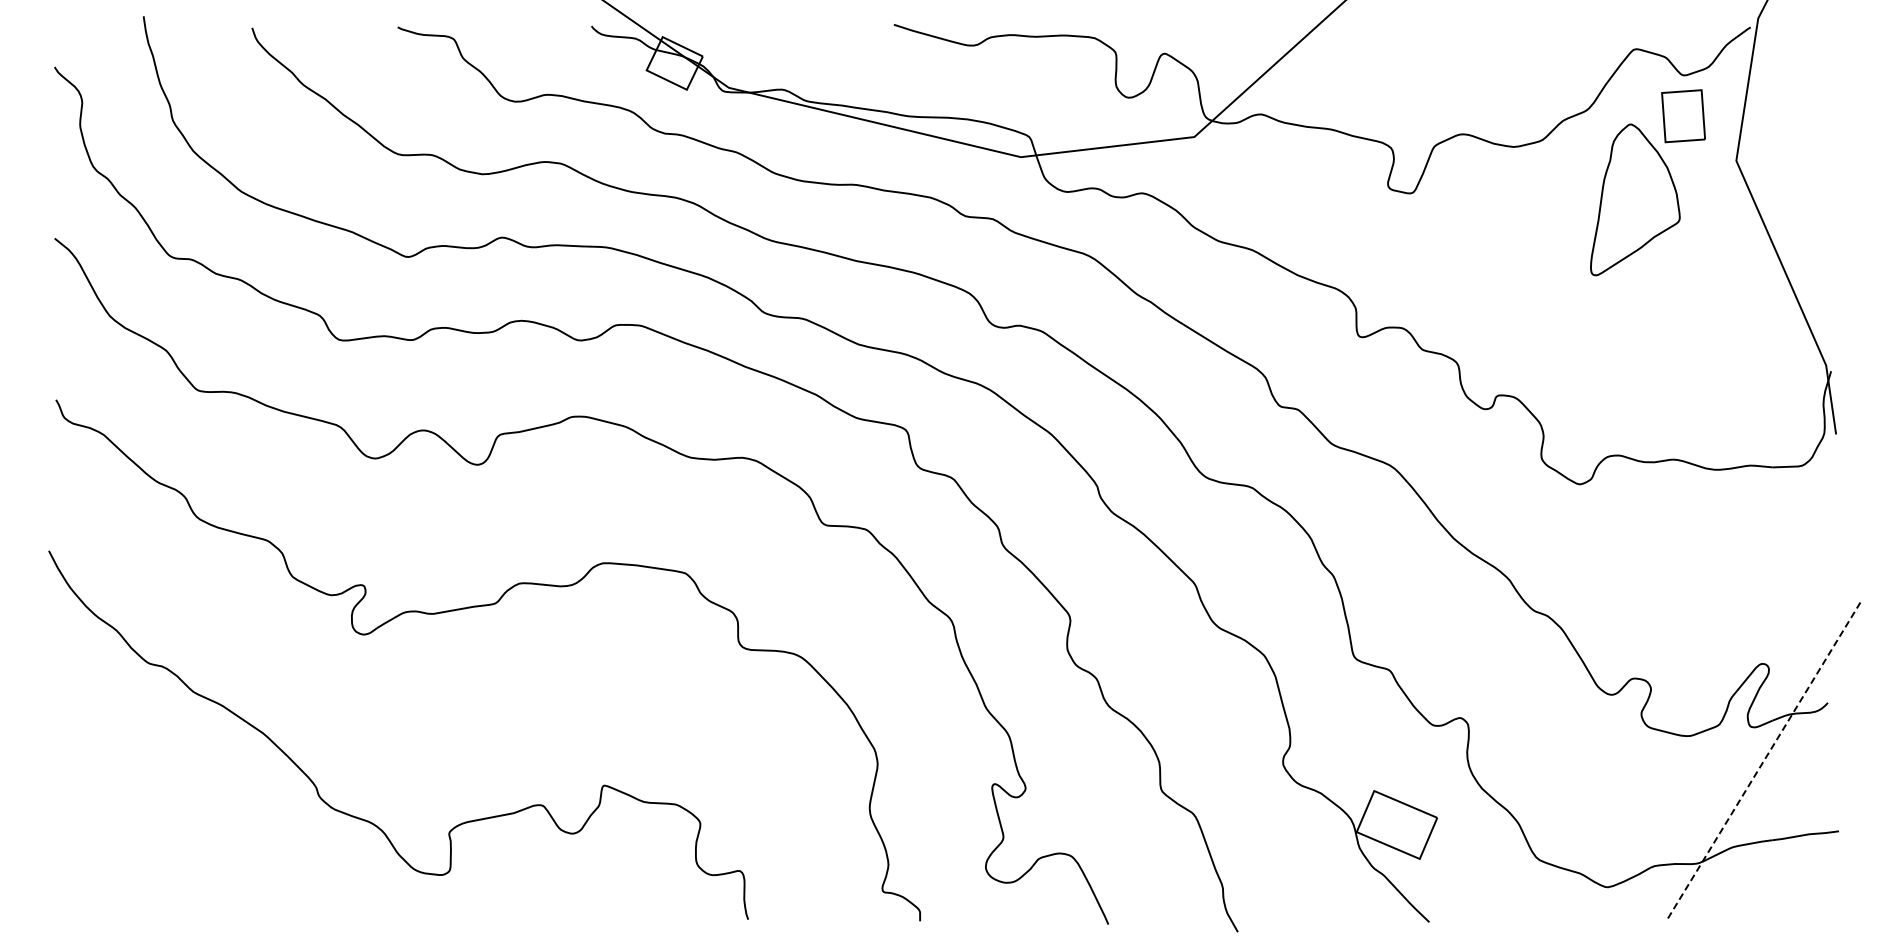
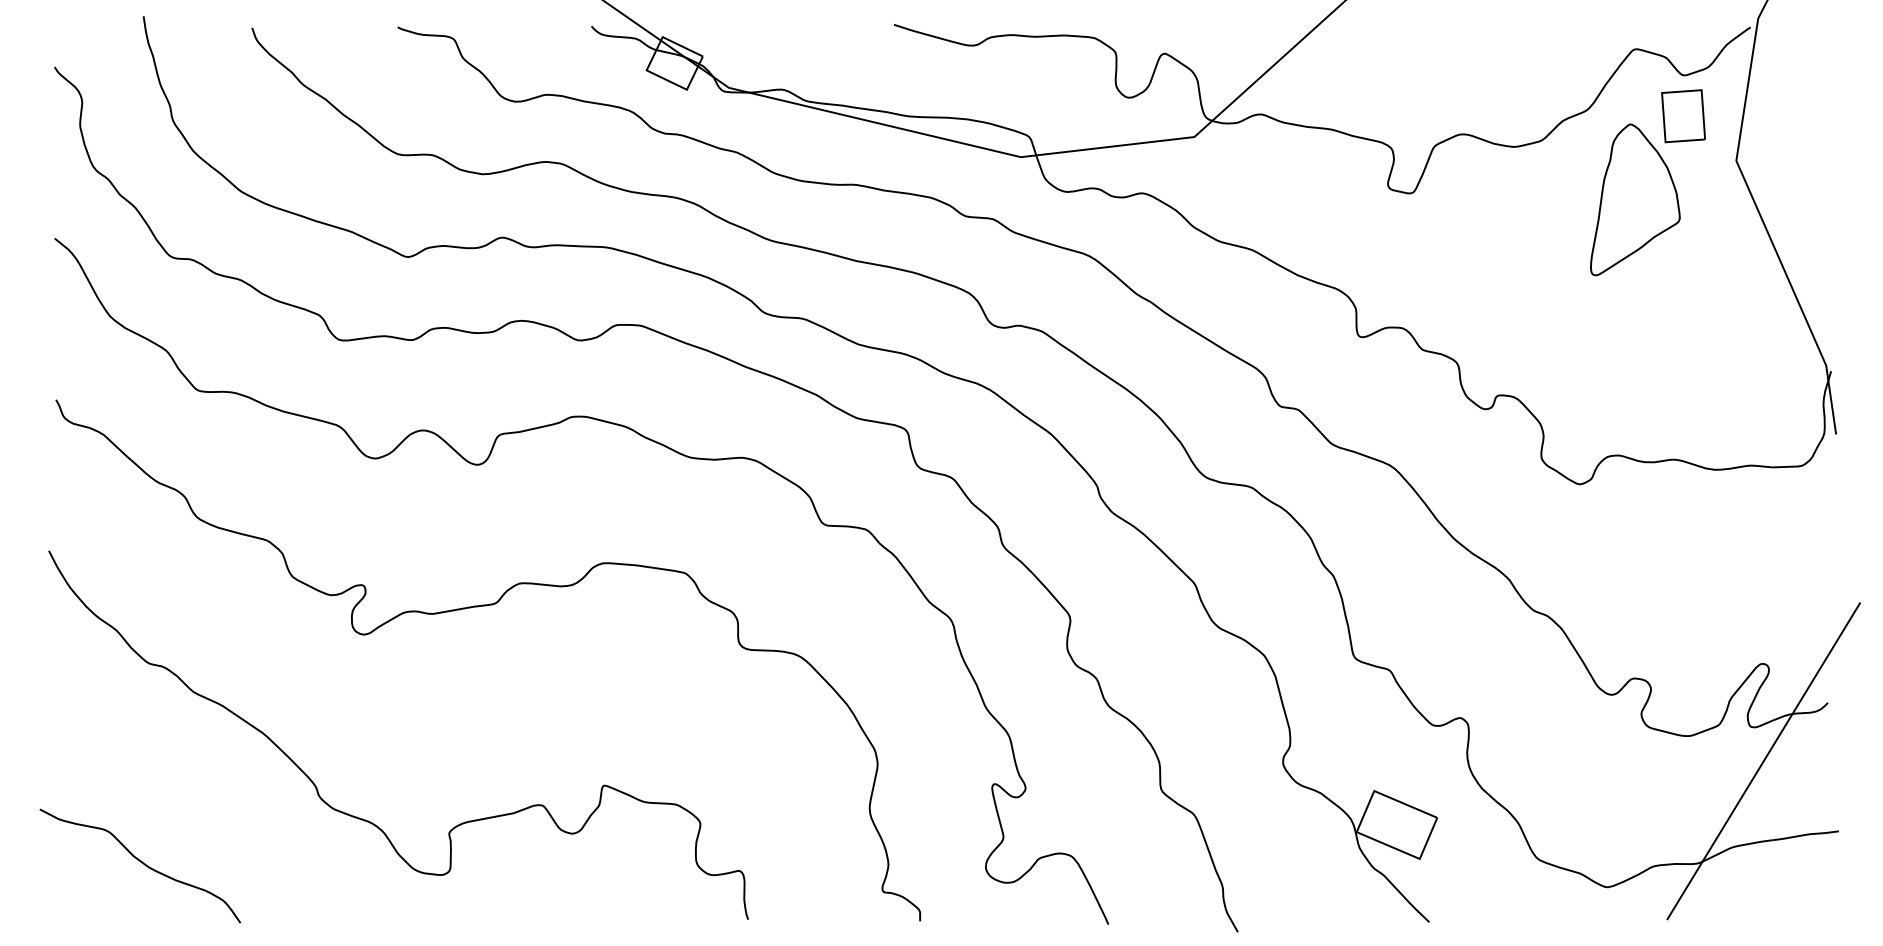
line: dashed -> solid (1763, 761)
curve: none -> present (141, 863)
